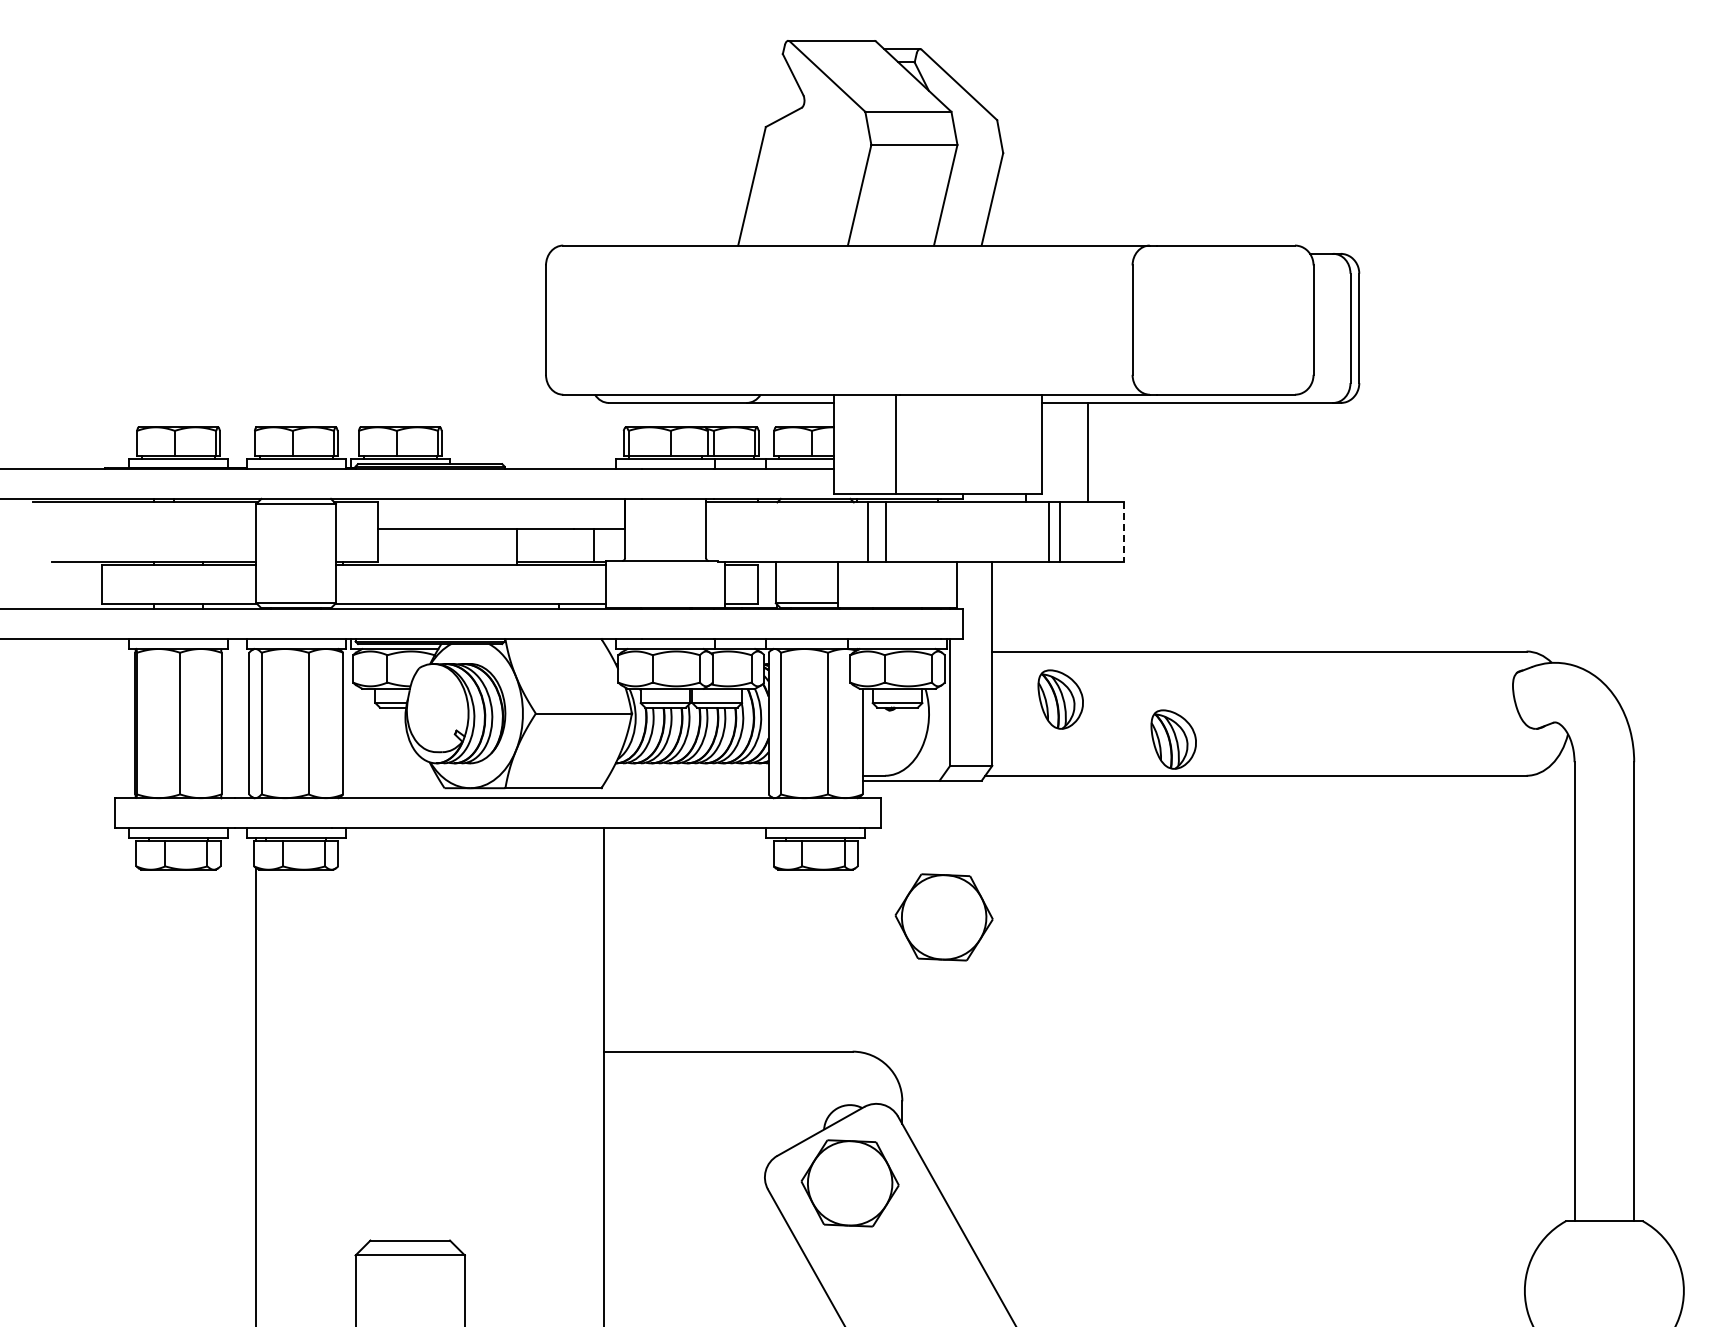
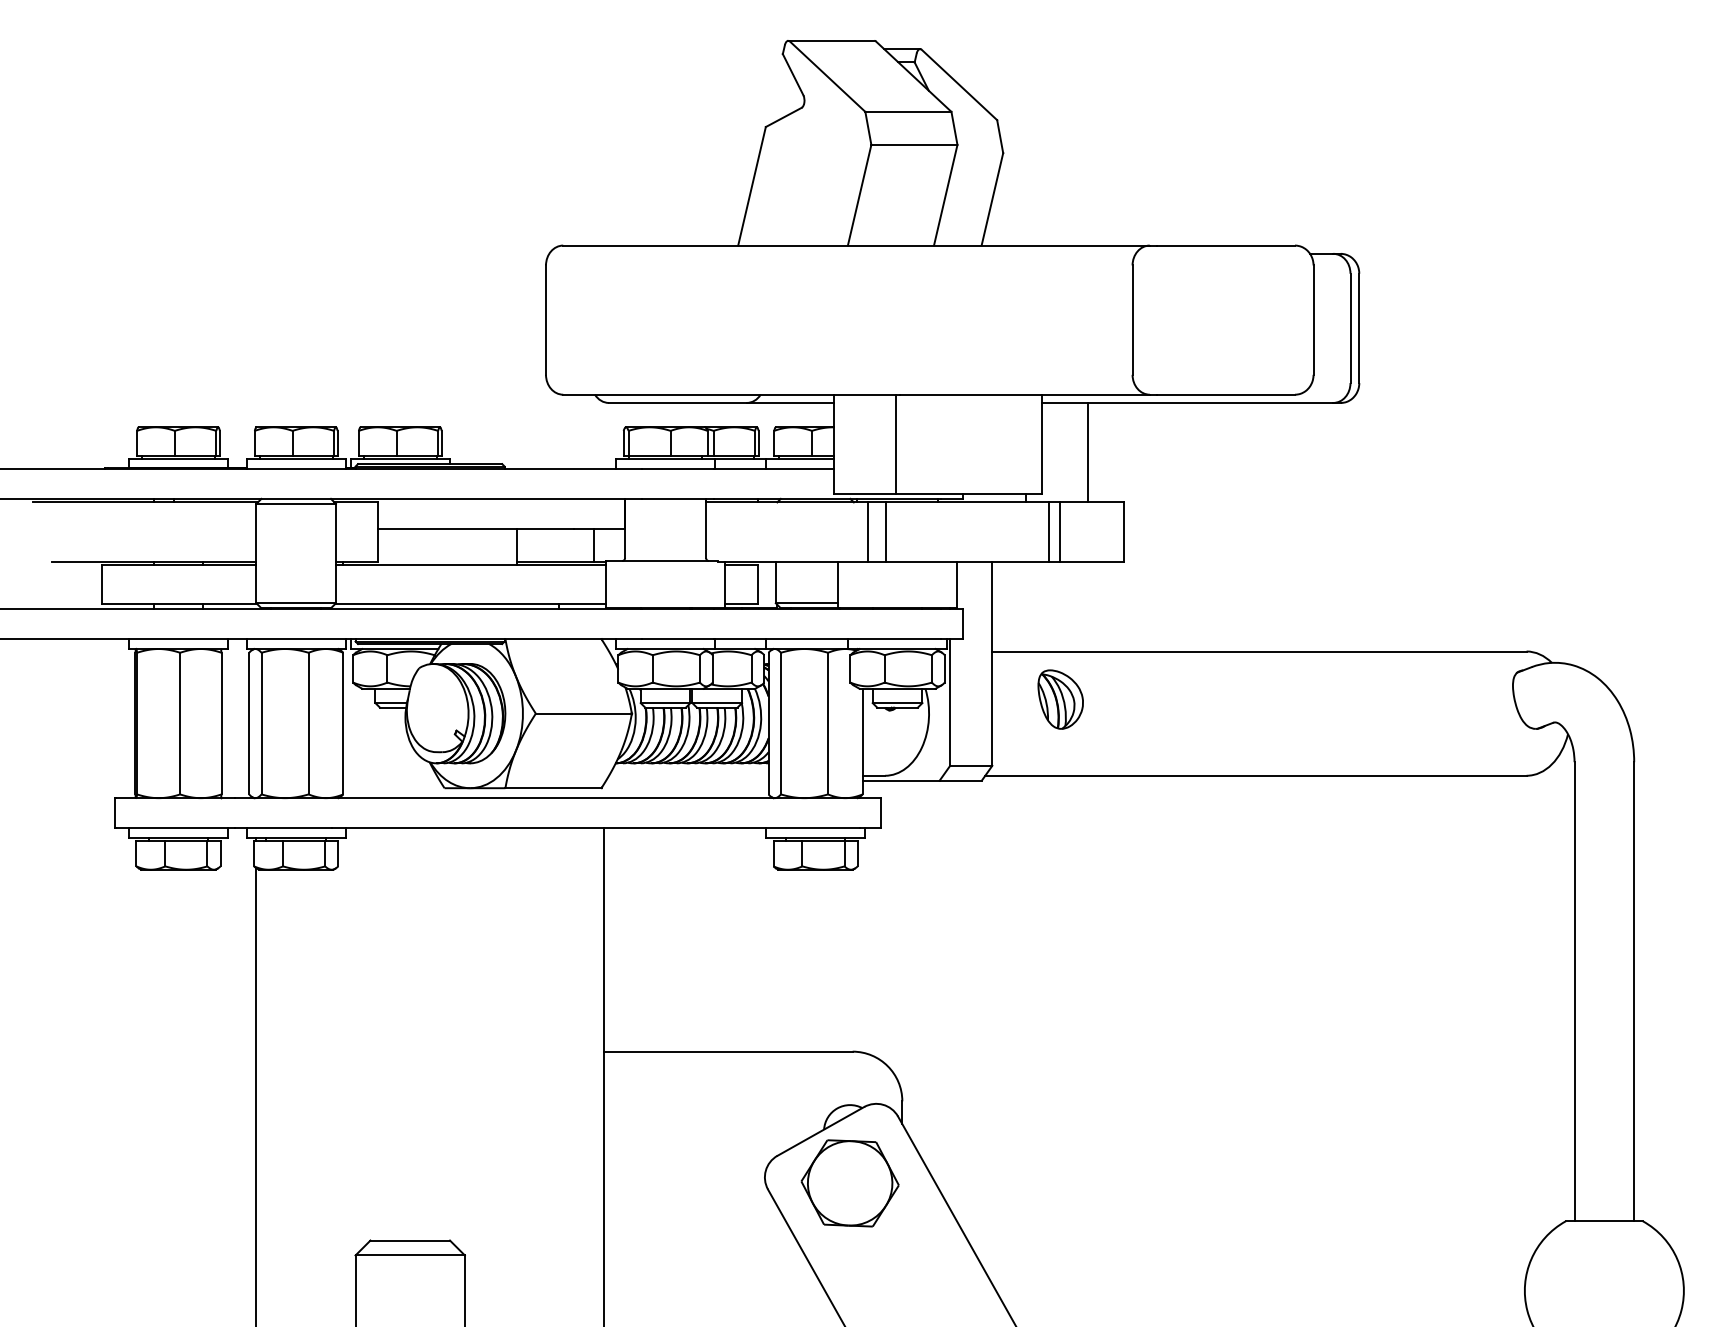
line: dashed -> solid (1124, 532)
part: present -> none (1173, 739)
part: present -> none (943, 917)
